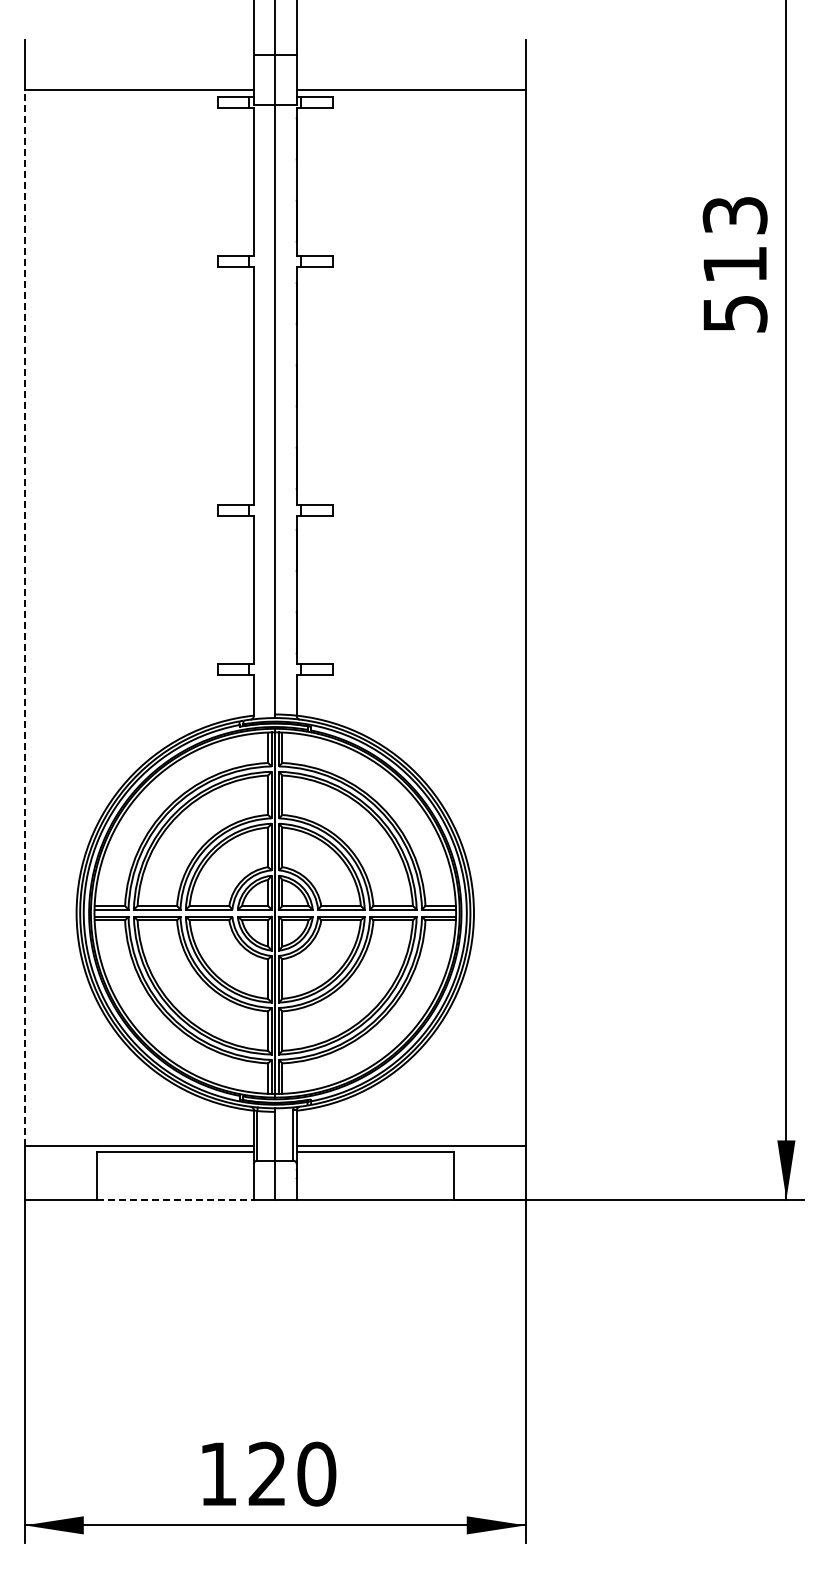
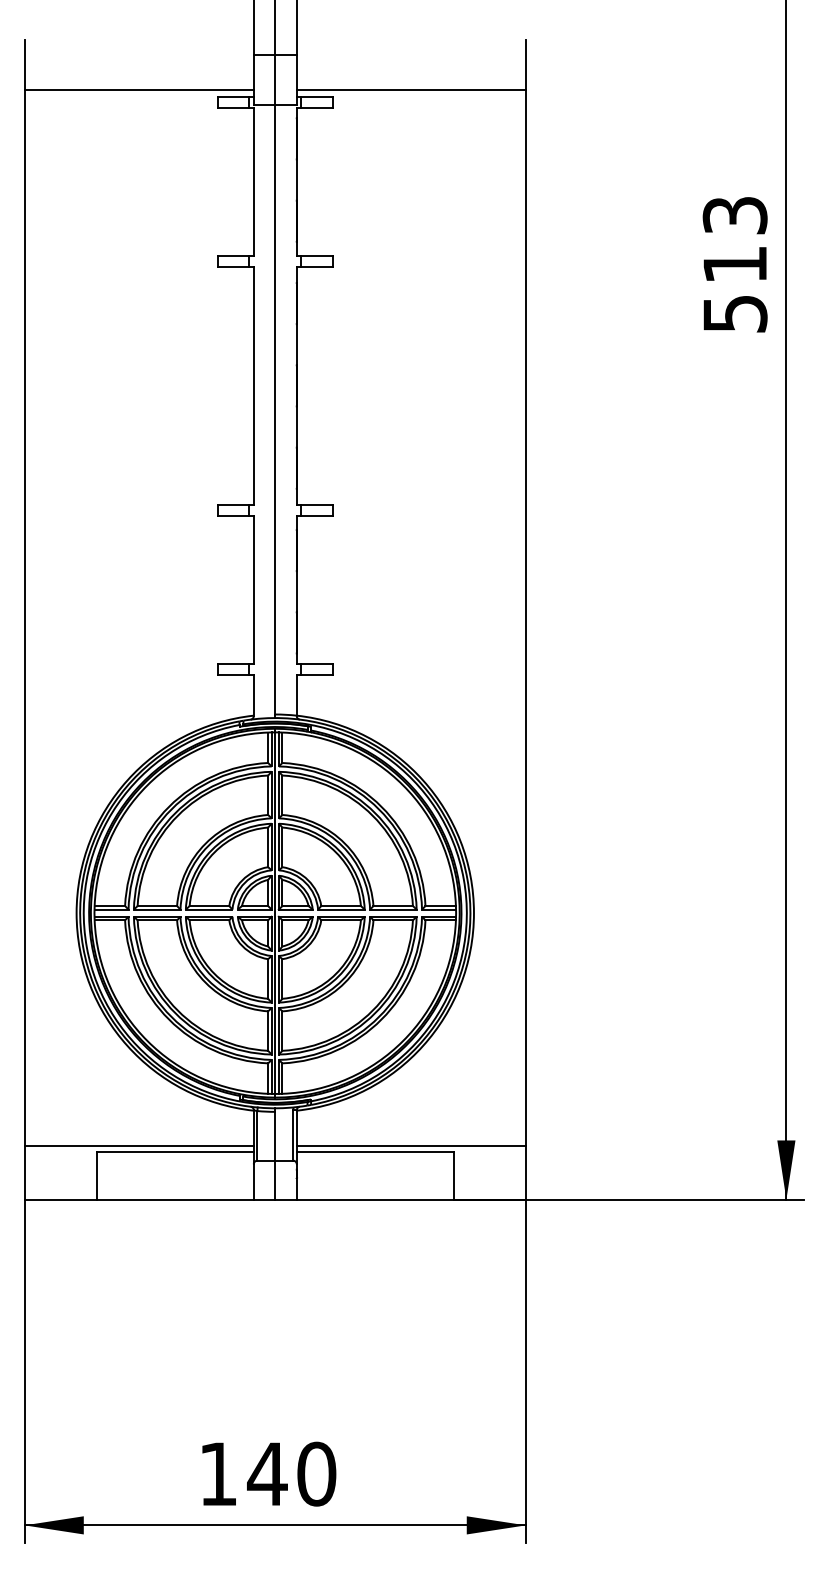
line: dashed -> solid (24, 617)
line: dashed -> solid (175, 1199)
text: 120 -> 140 (267, 1473)
